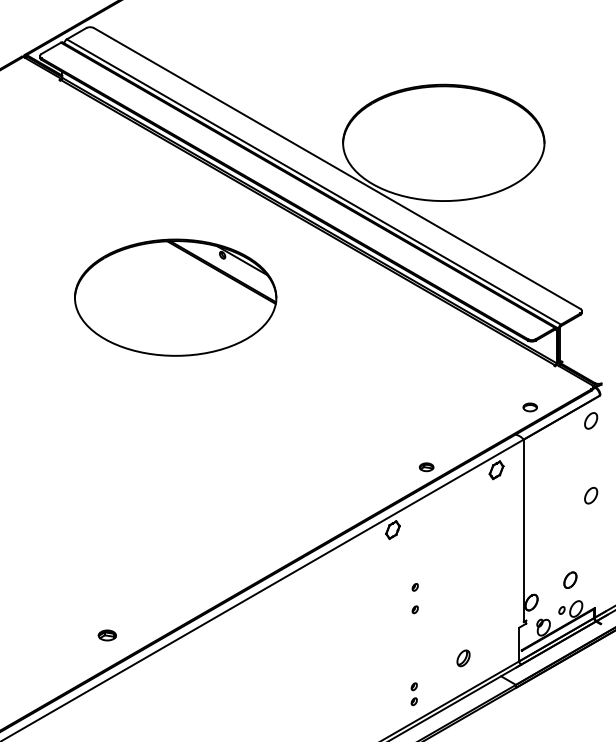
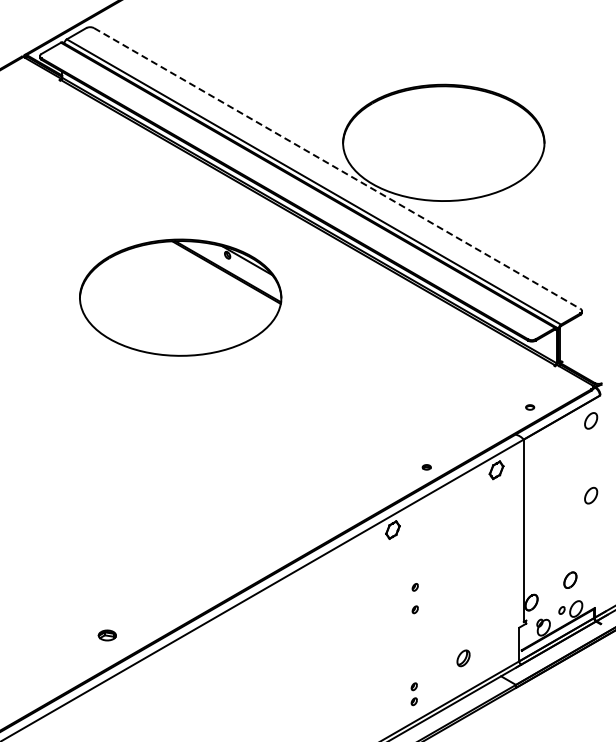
line: solid -> dashed (337, 168)
part position: (175, 297) -> (180, 297) (180, 297)
part size: 16x11 px -> 11x7 px (530, 407)
part size: 16x11 px -> 11x7 px (426, 467)
